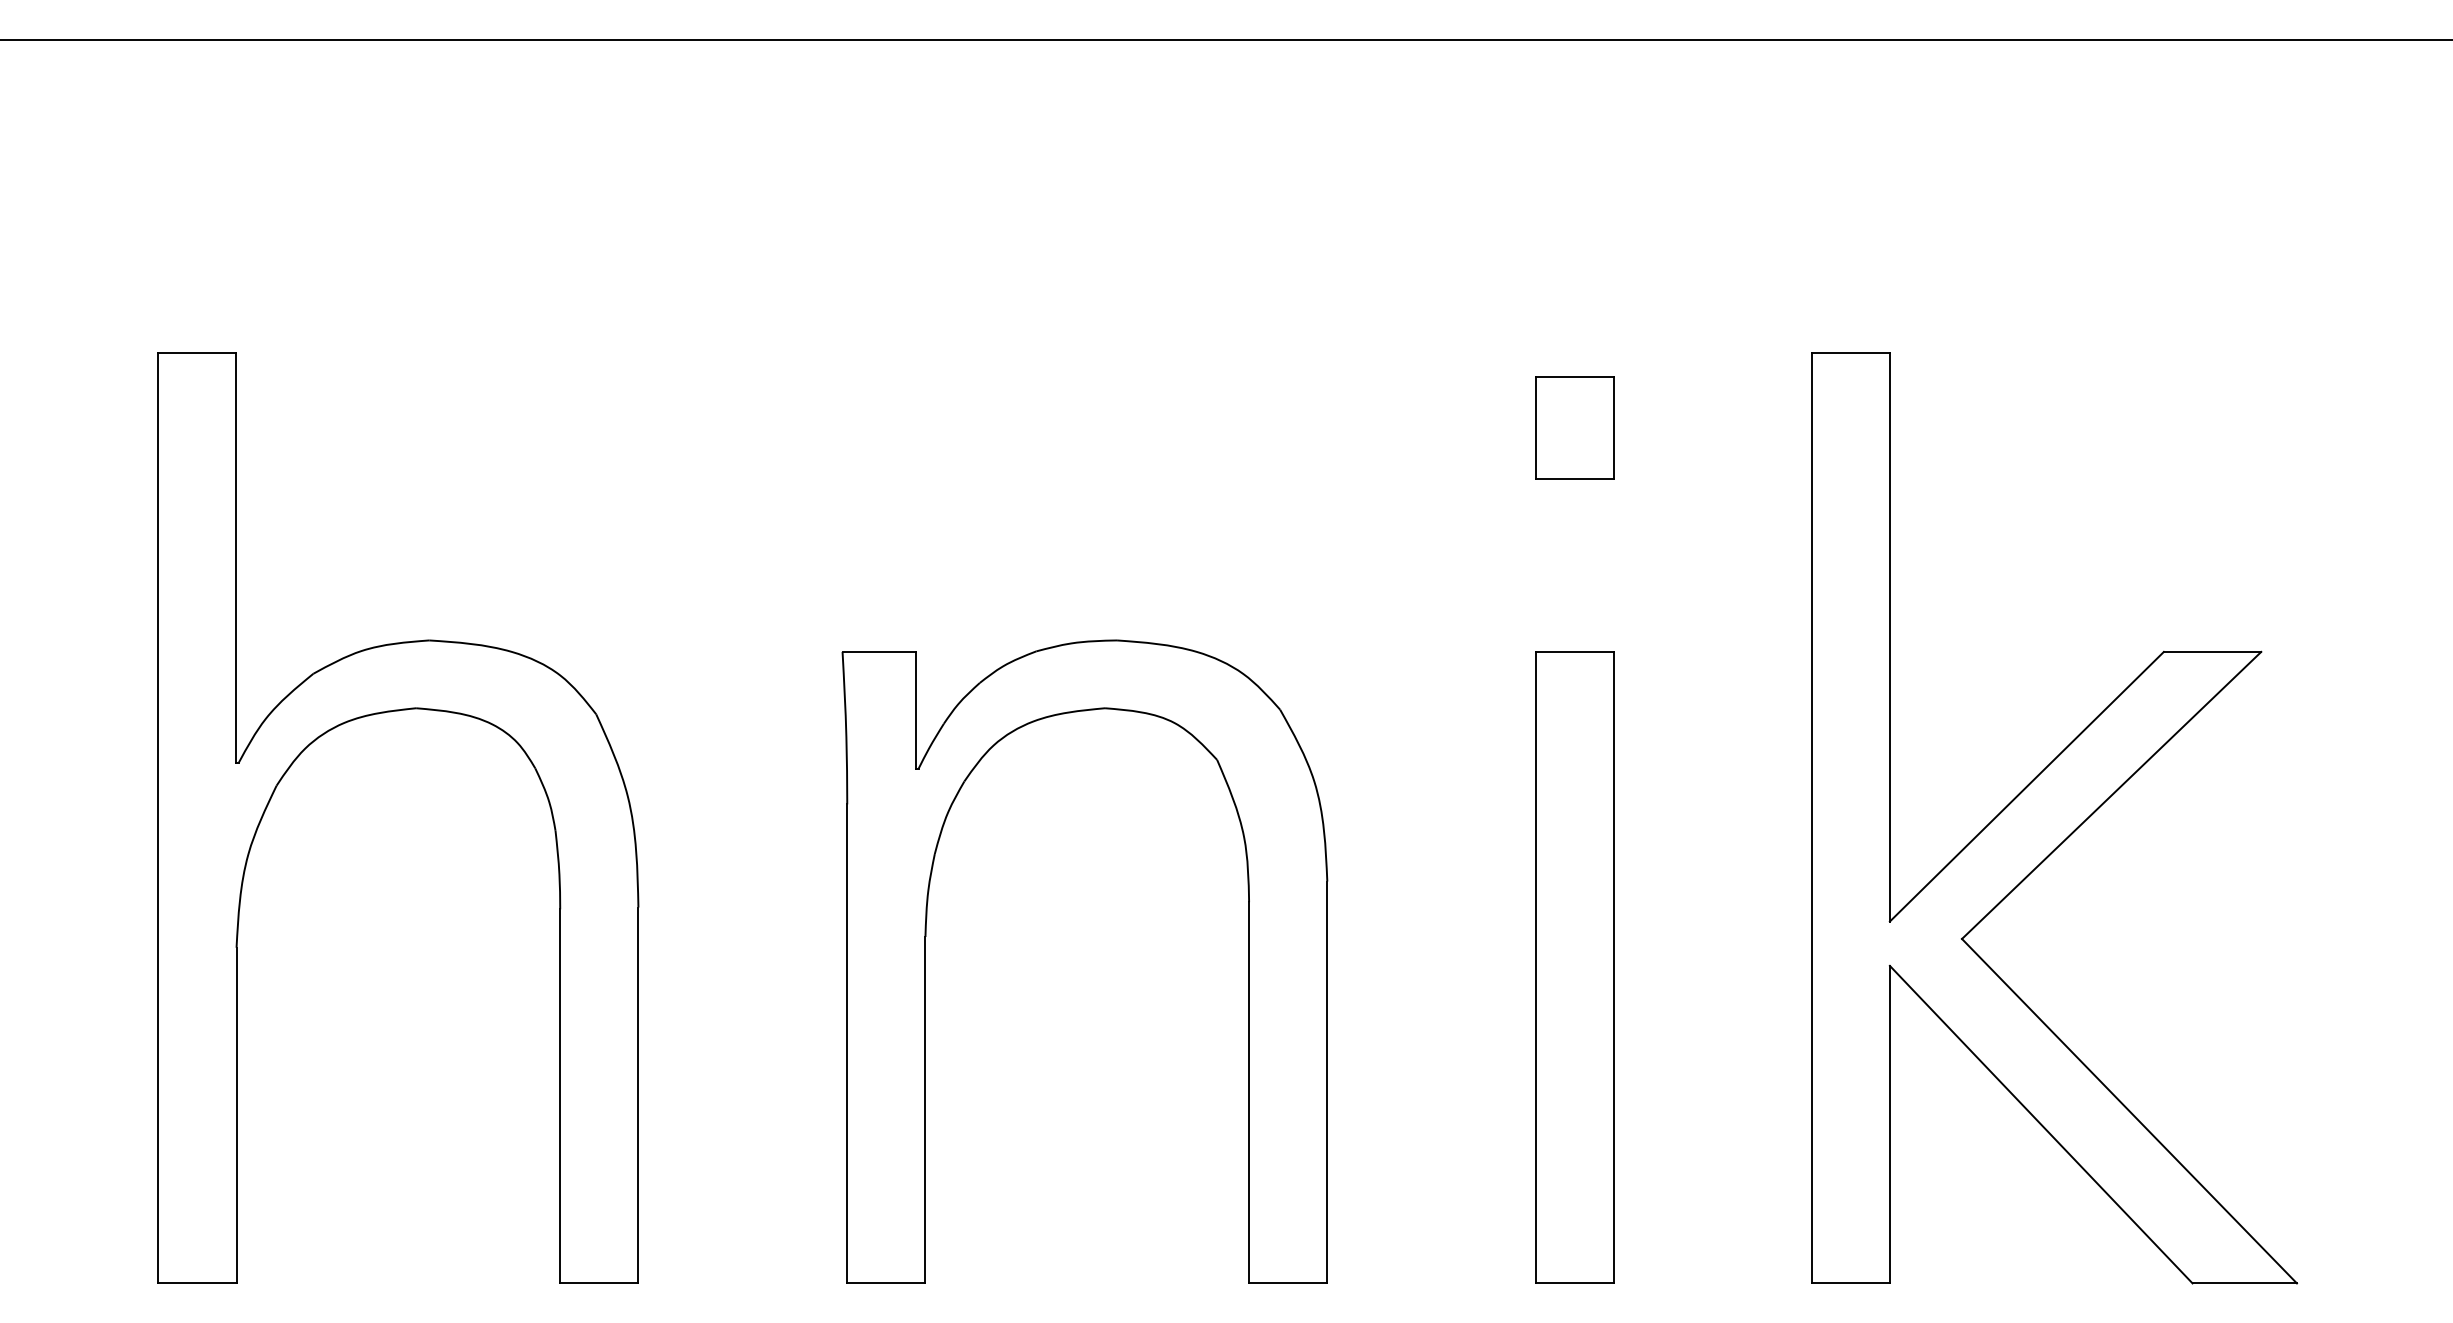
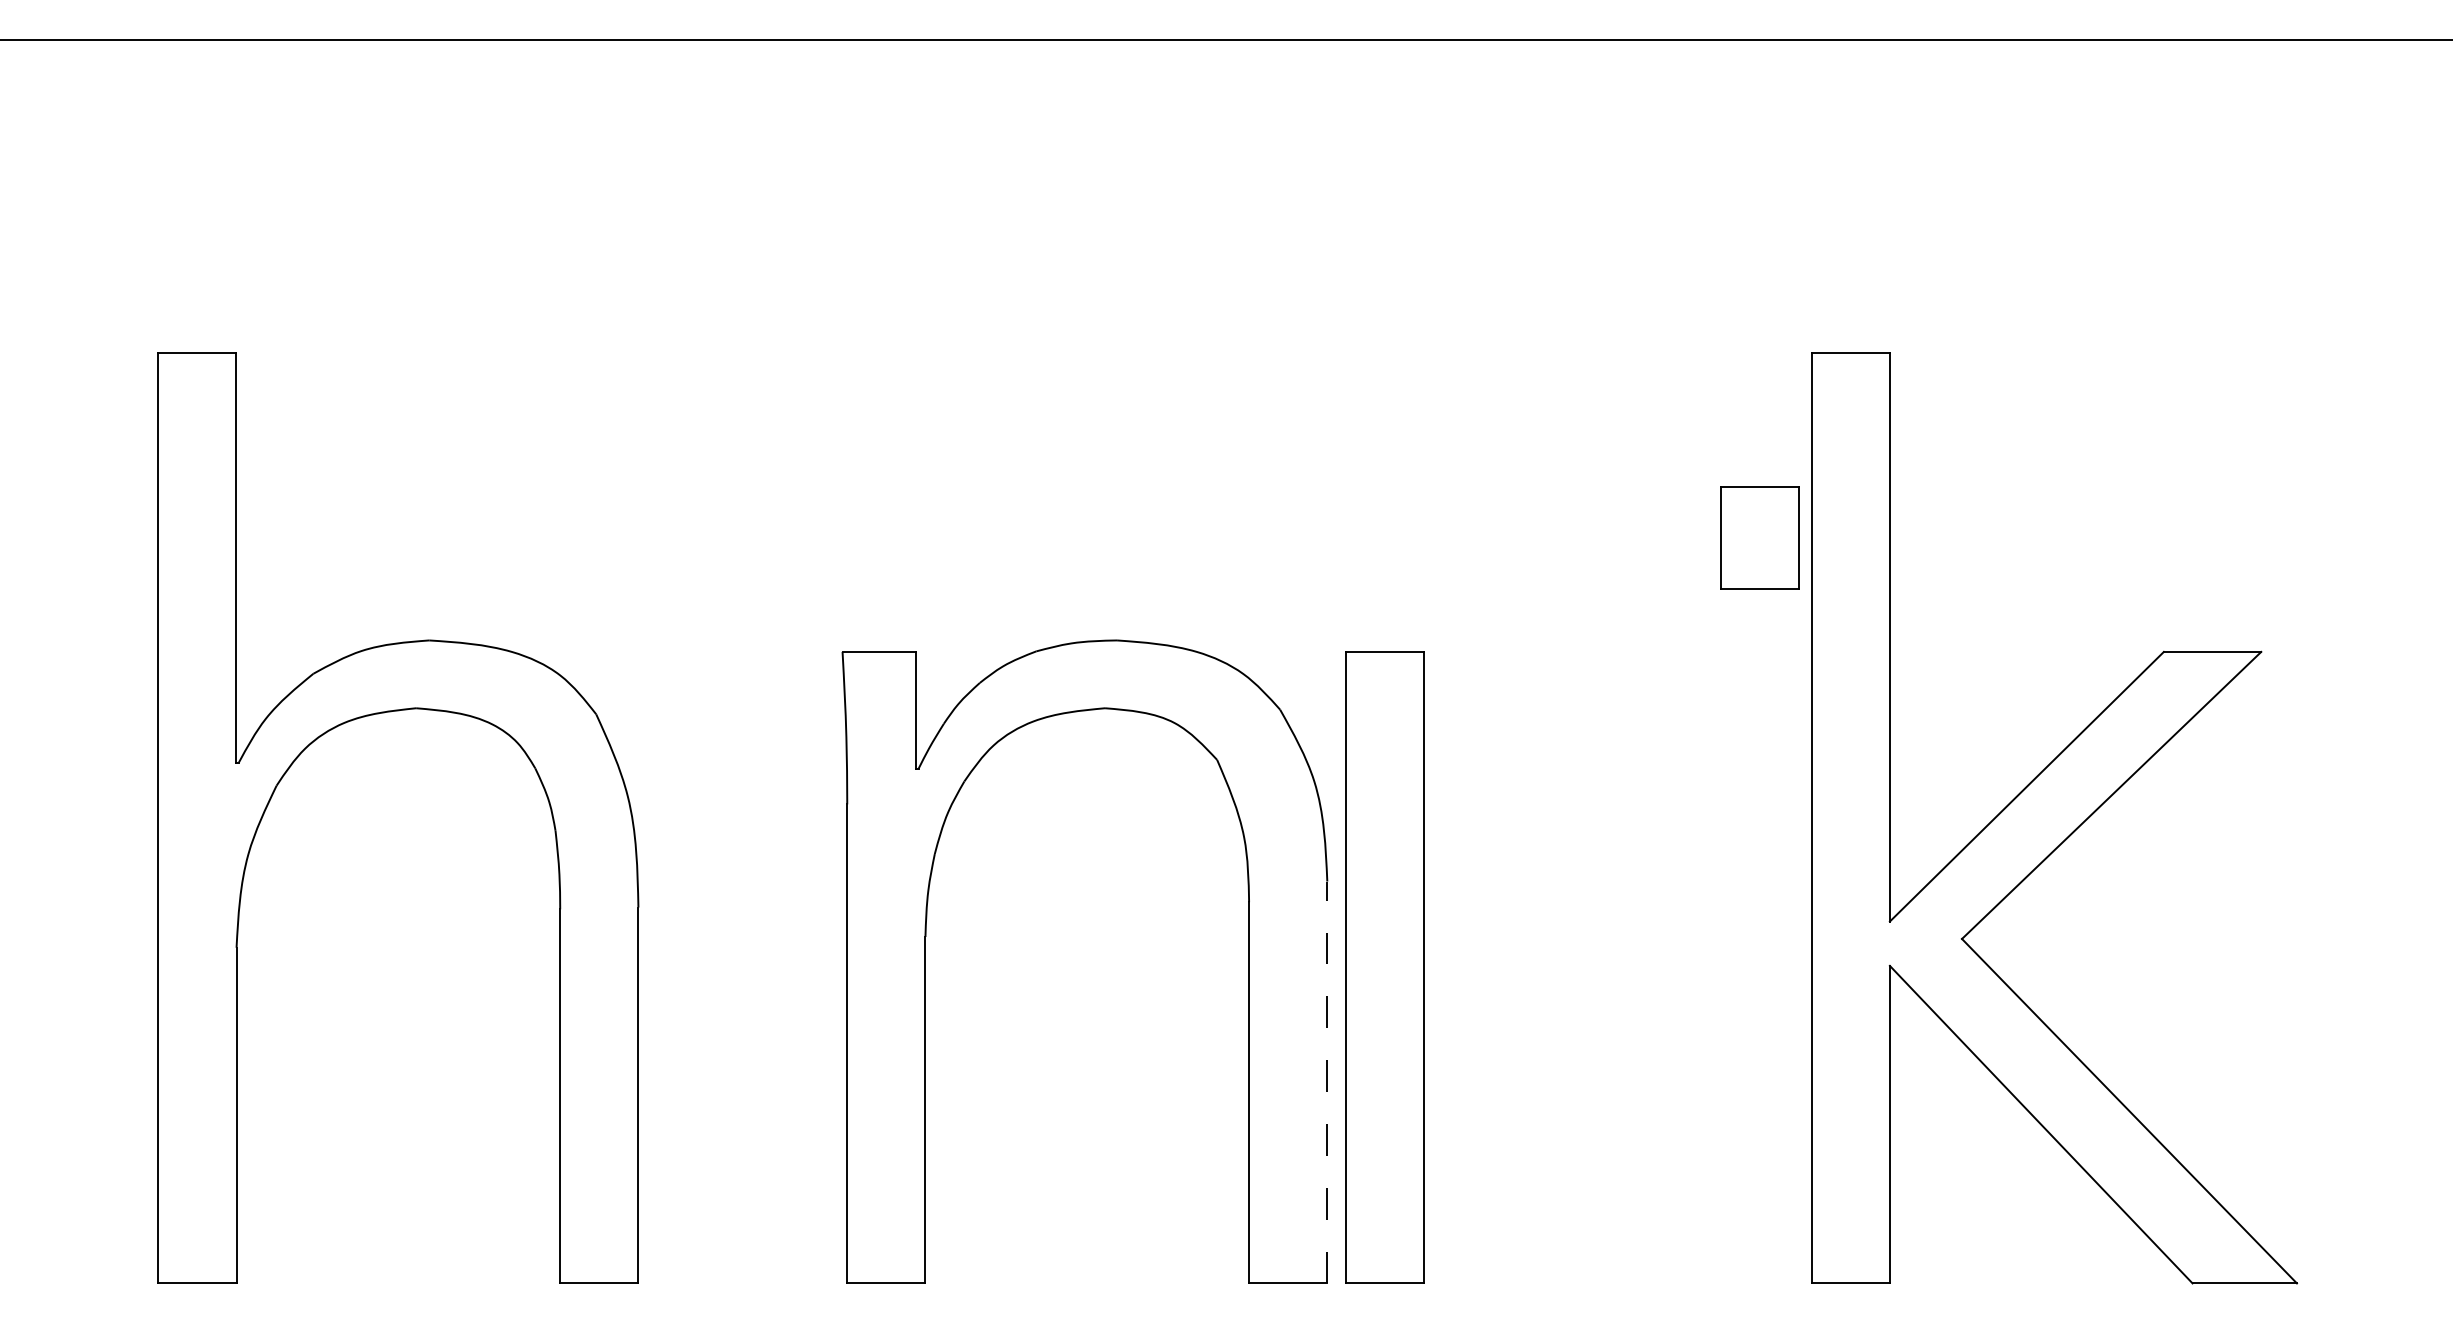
part position: (1574, 427) -> (1759, 537) (1759, 537)
part position: (1574, 967) -> (1384, 967) (1384, 967)
line: solid -> dashed (1327, 1082)
